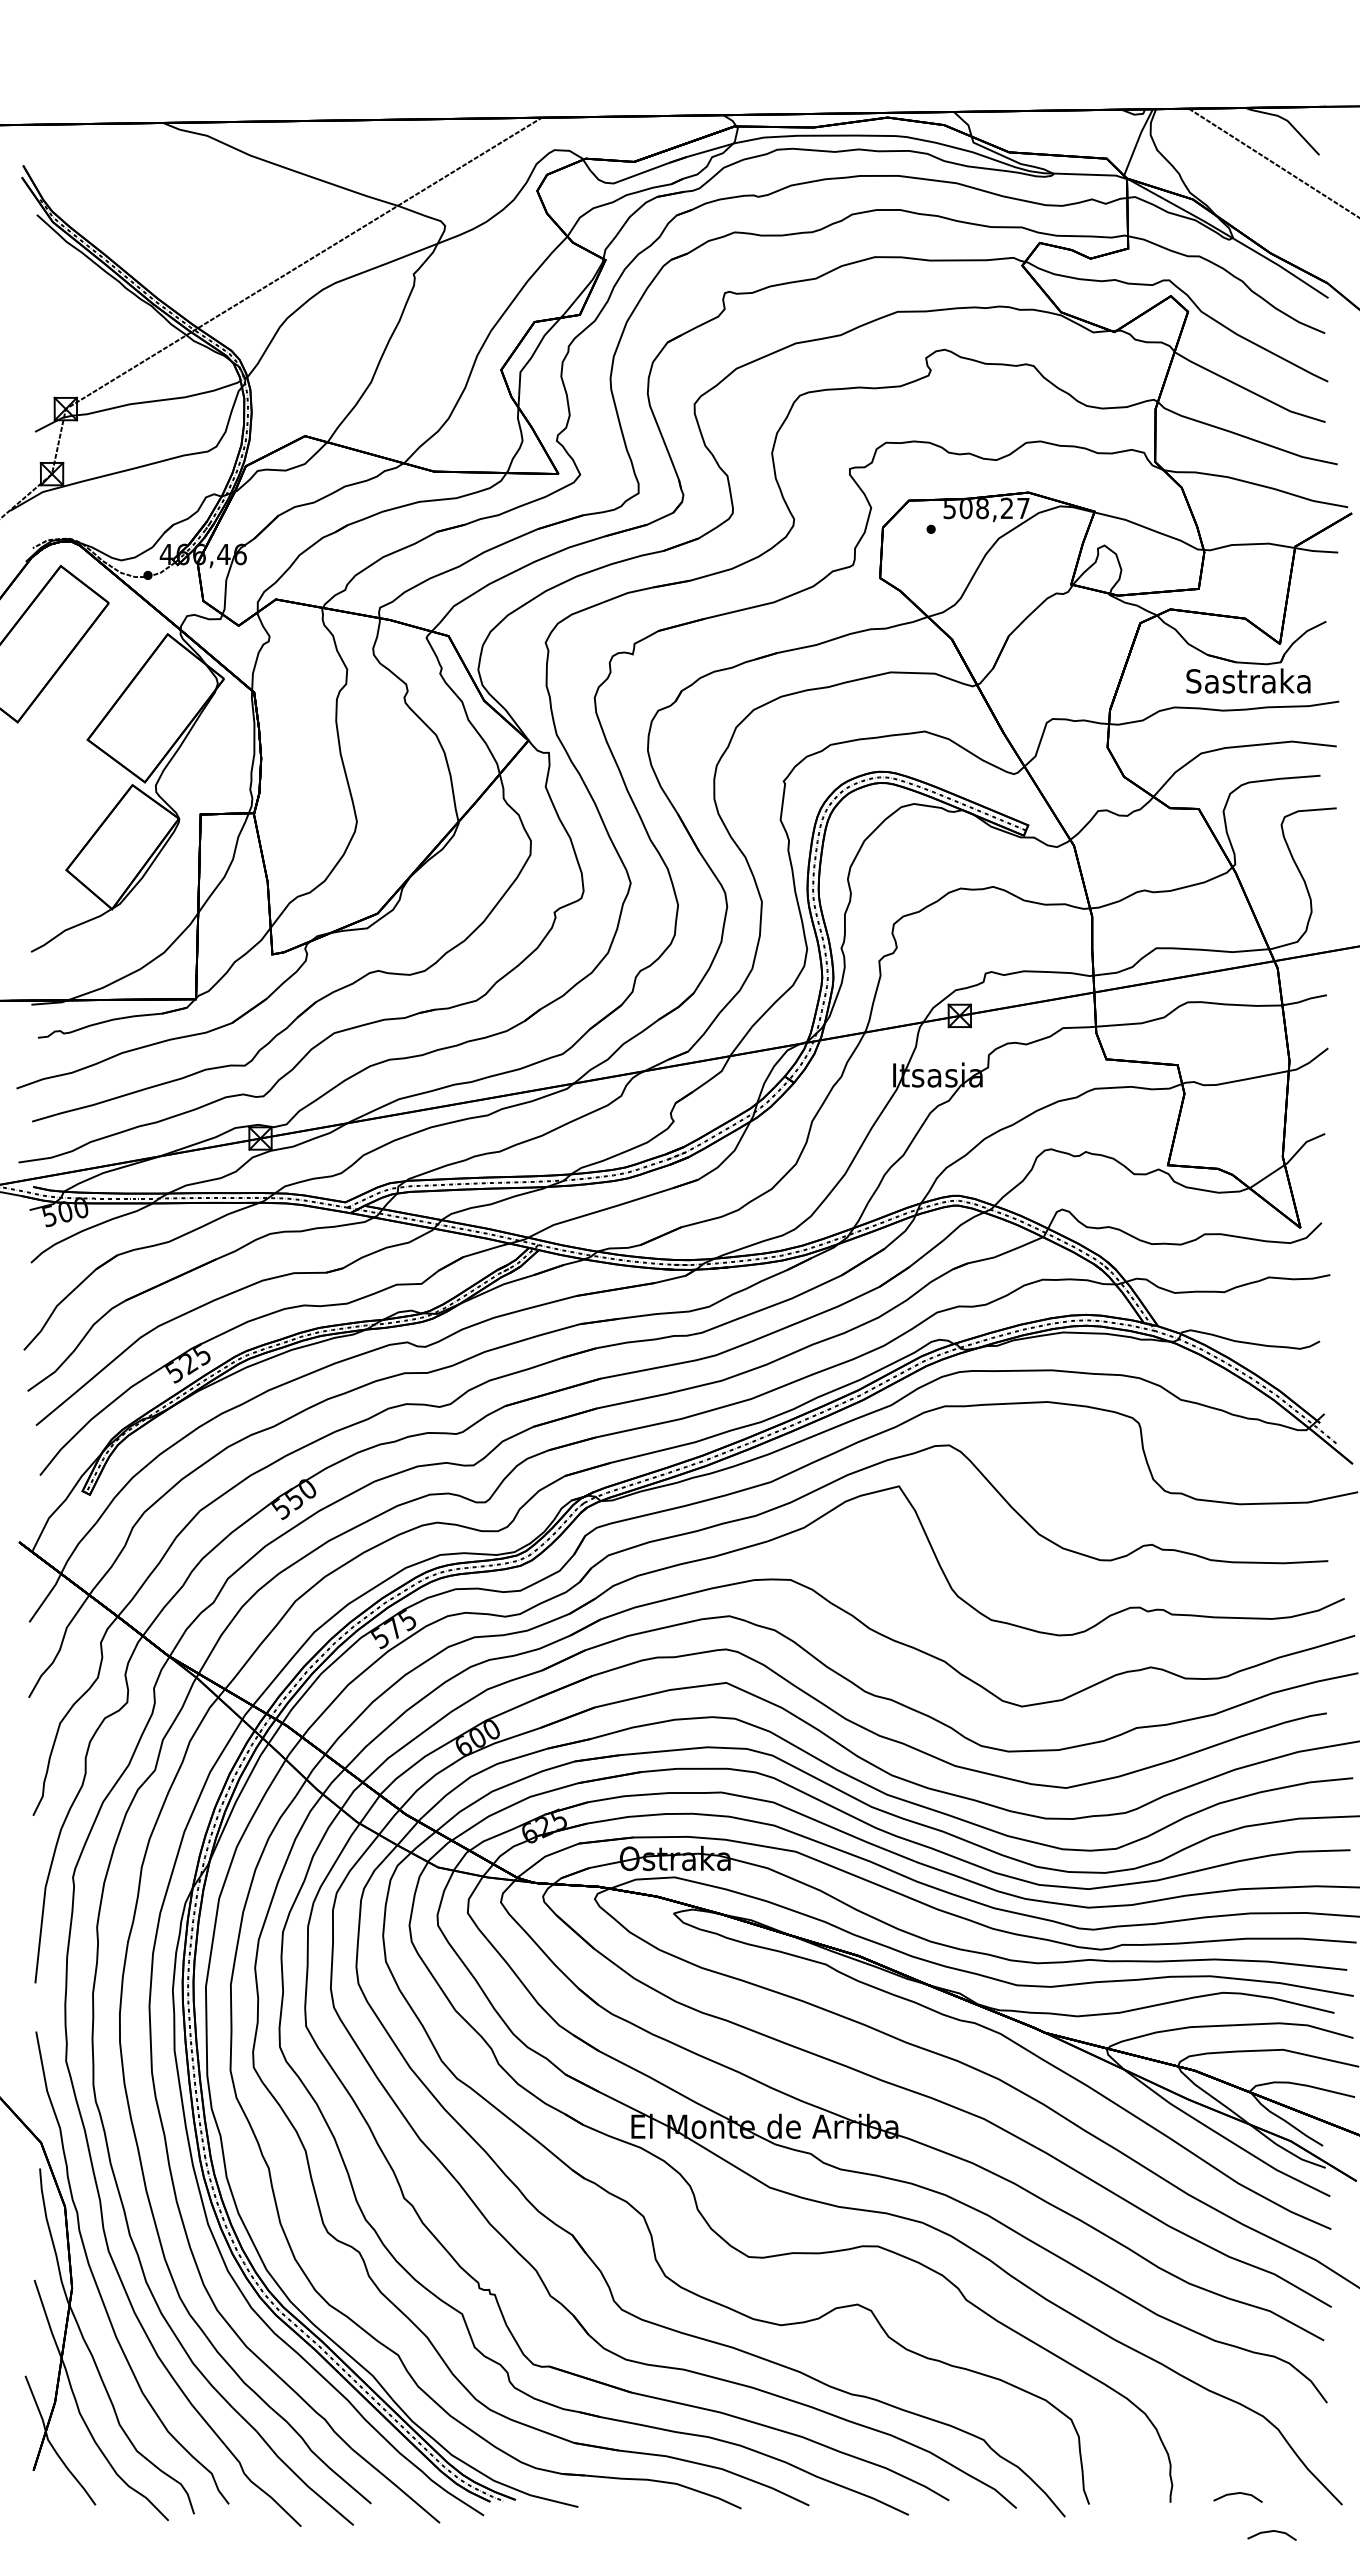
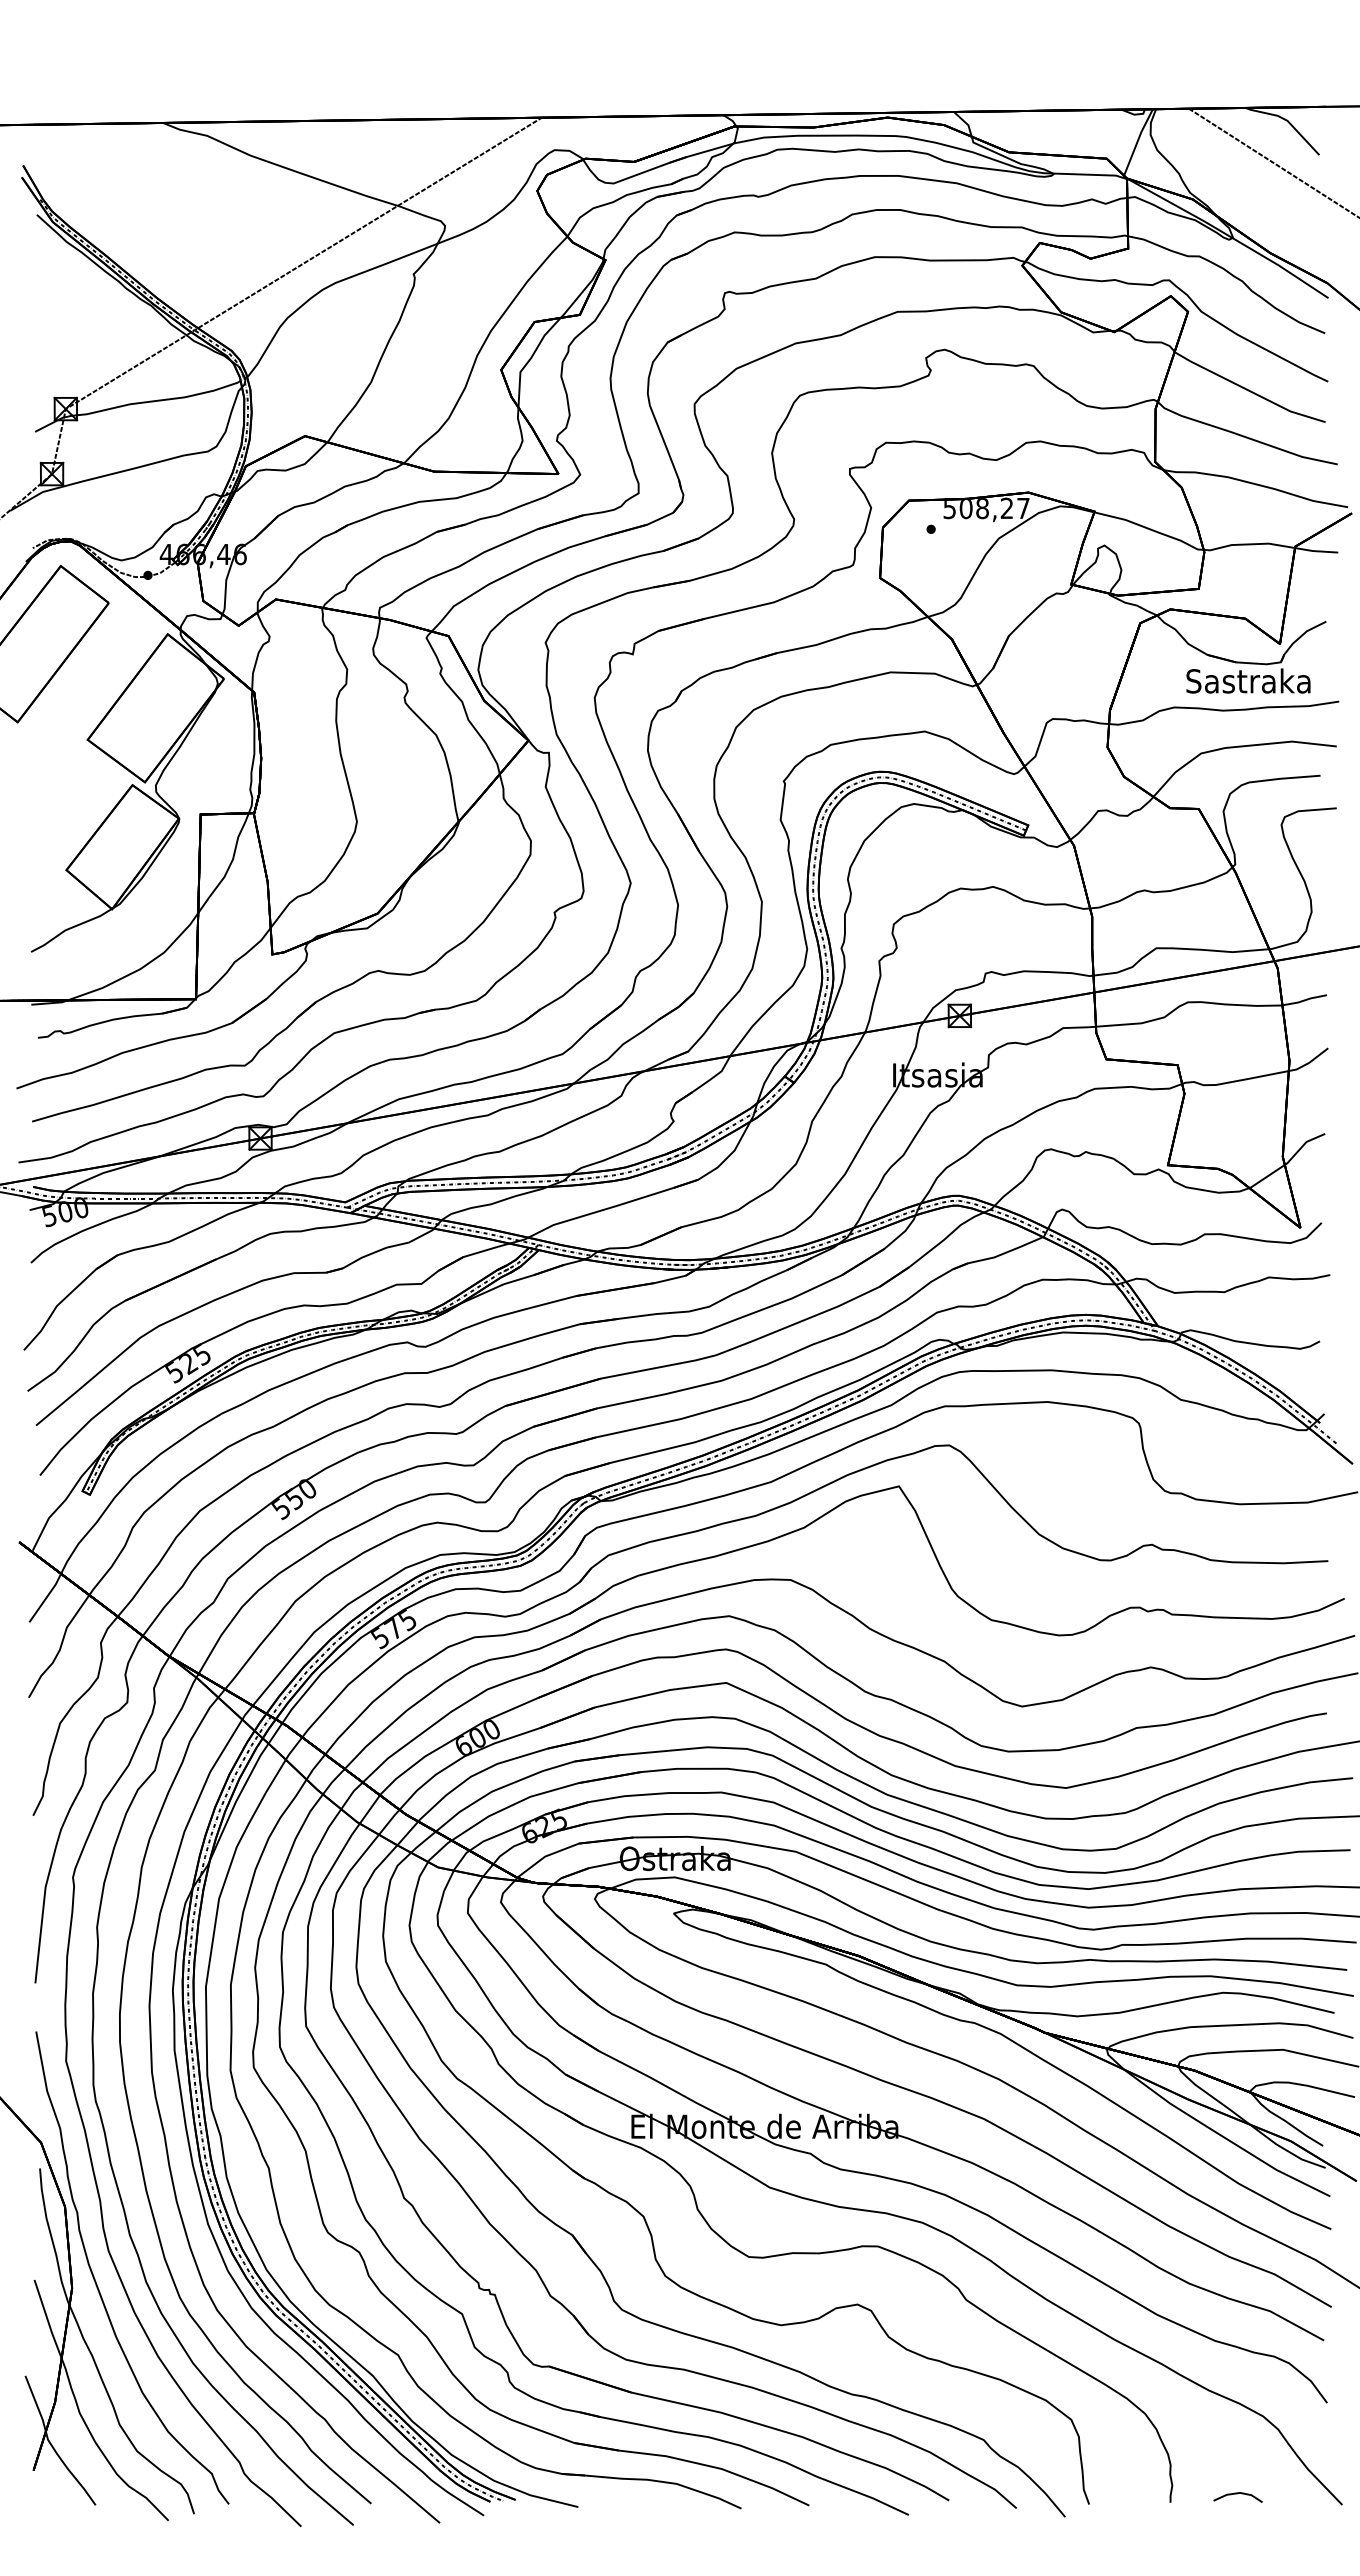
line: present -> none (1271, 2532)
